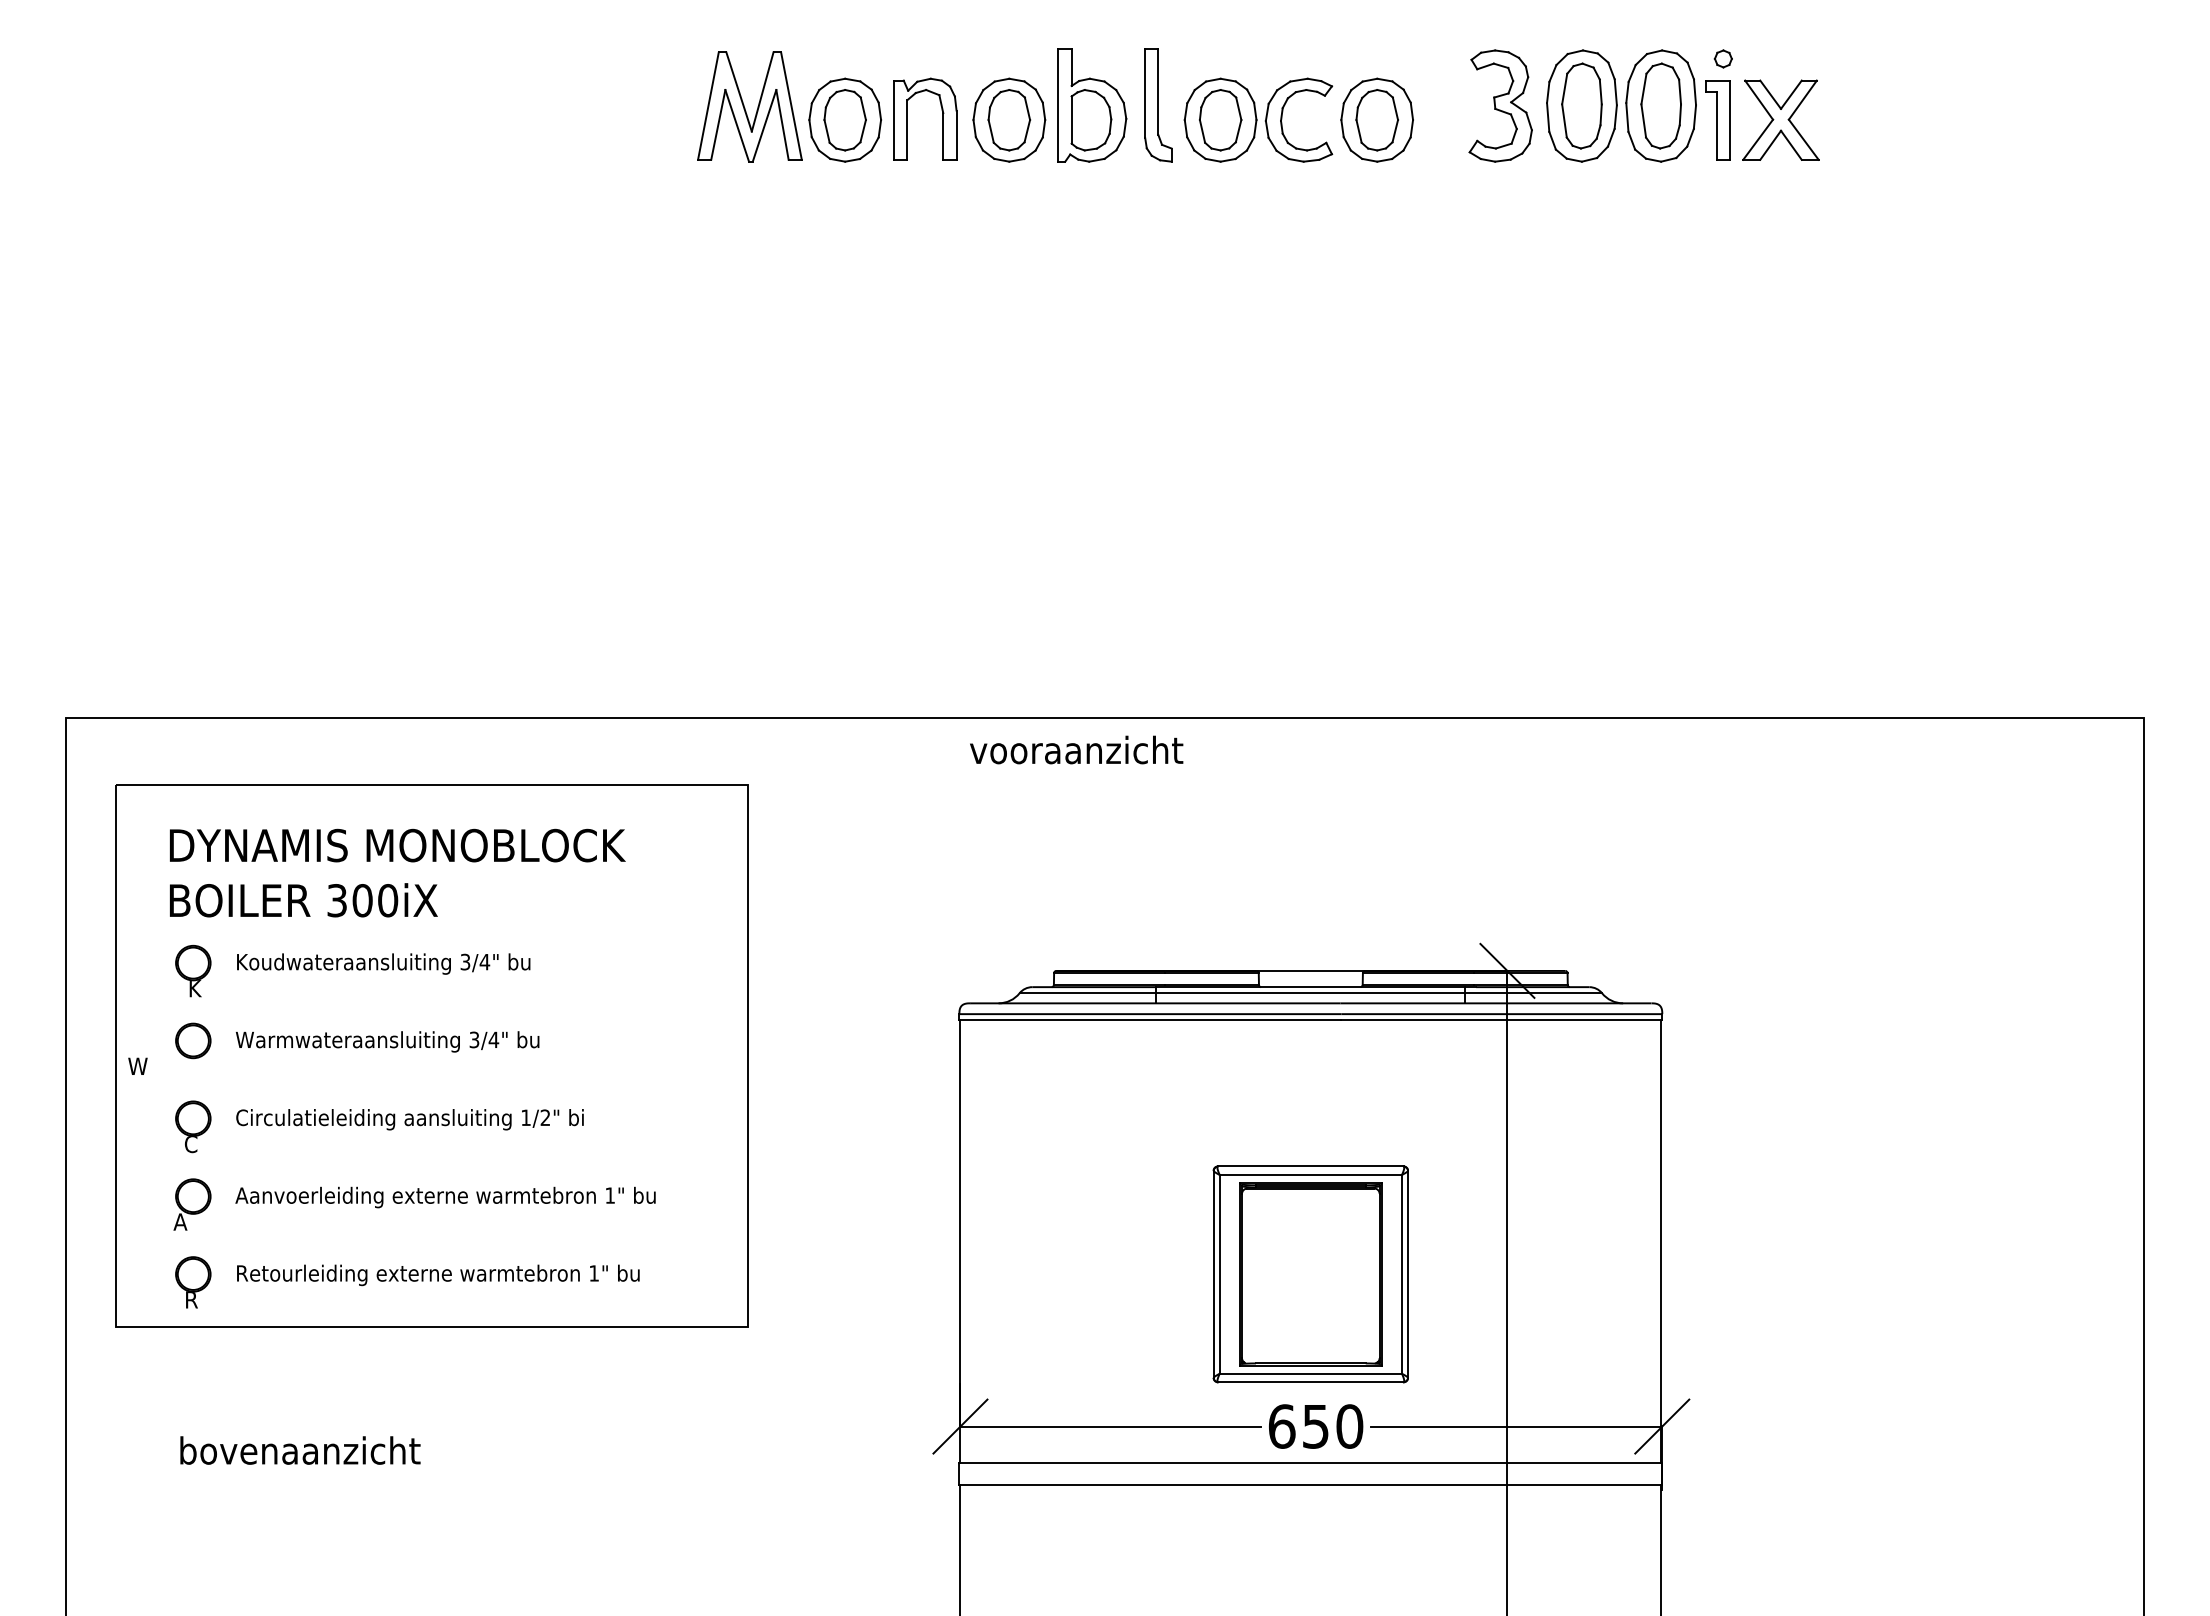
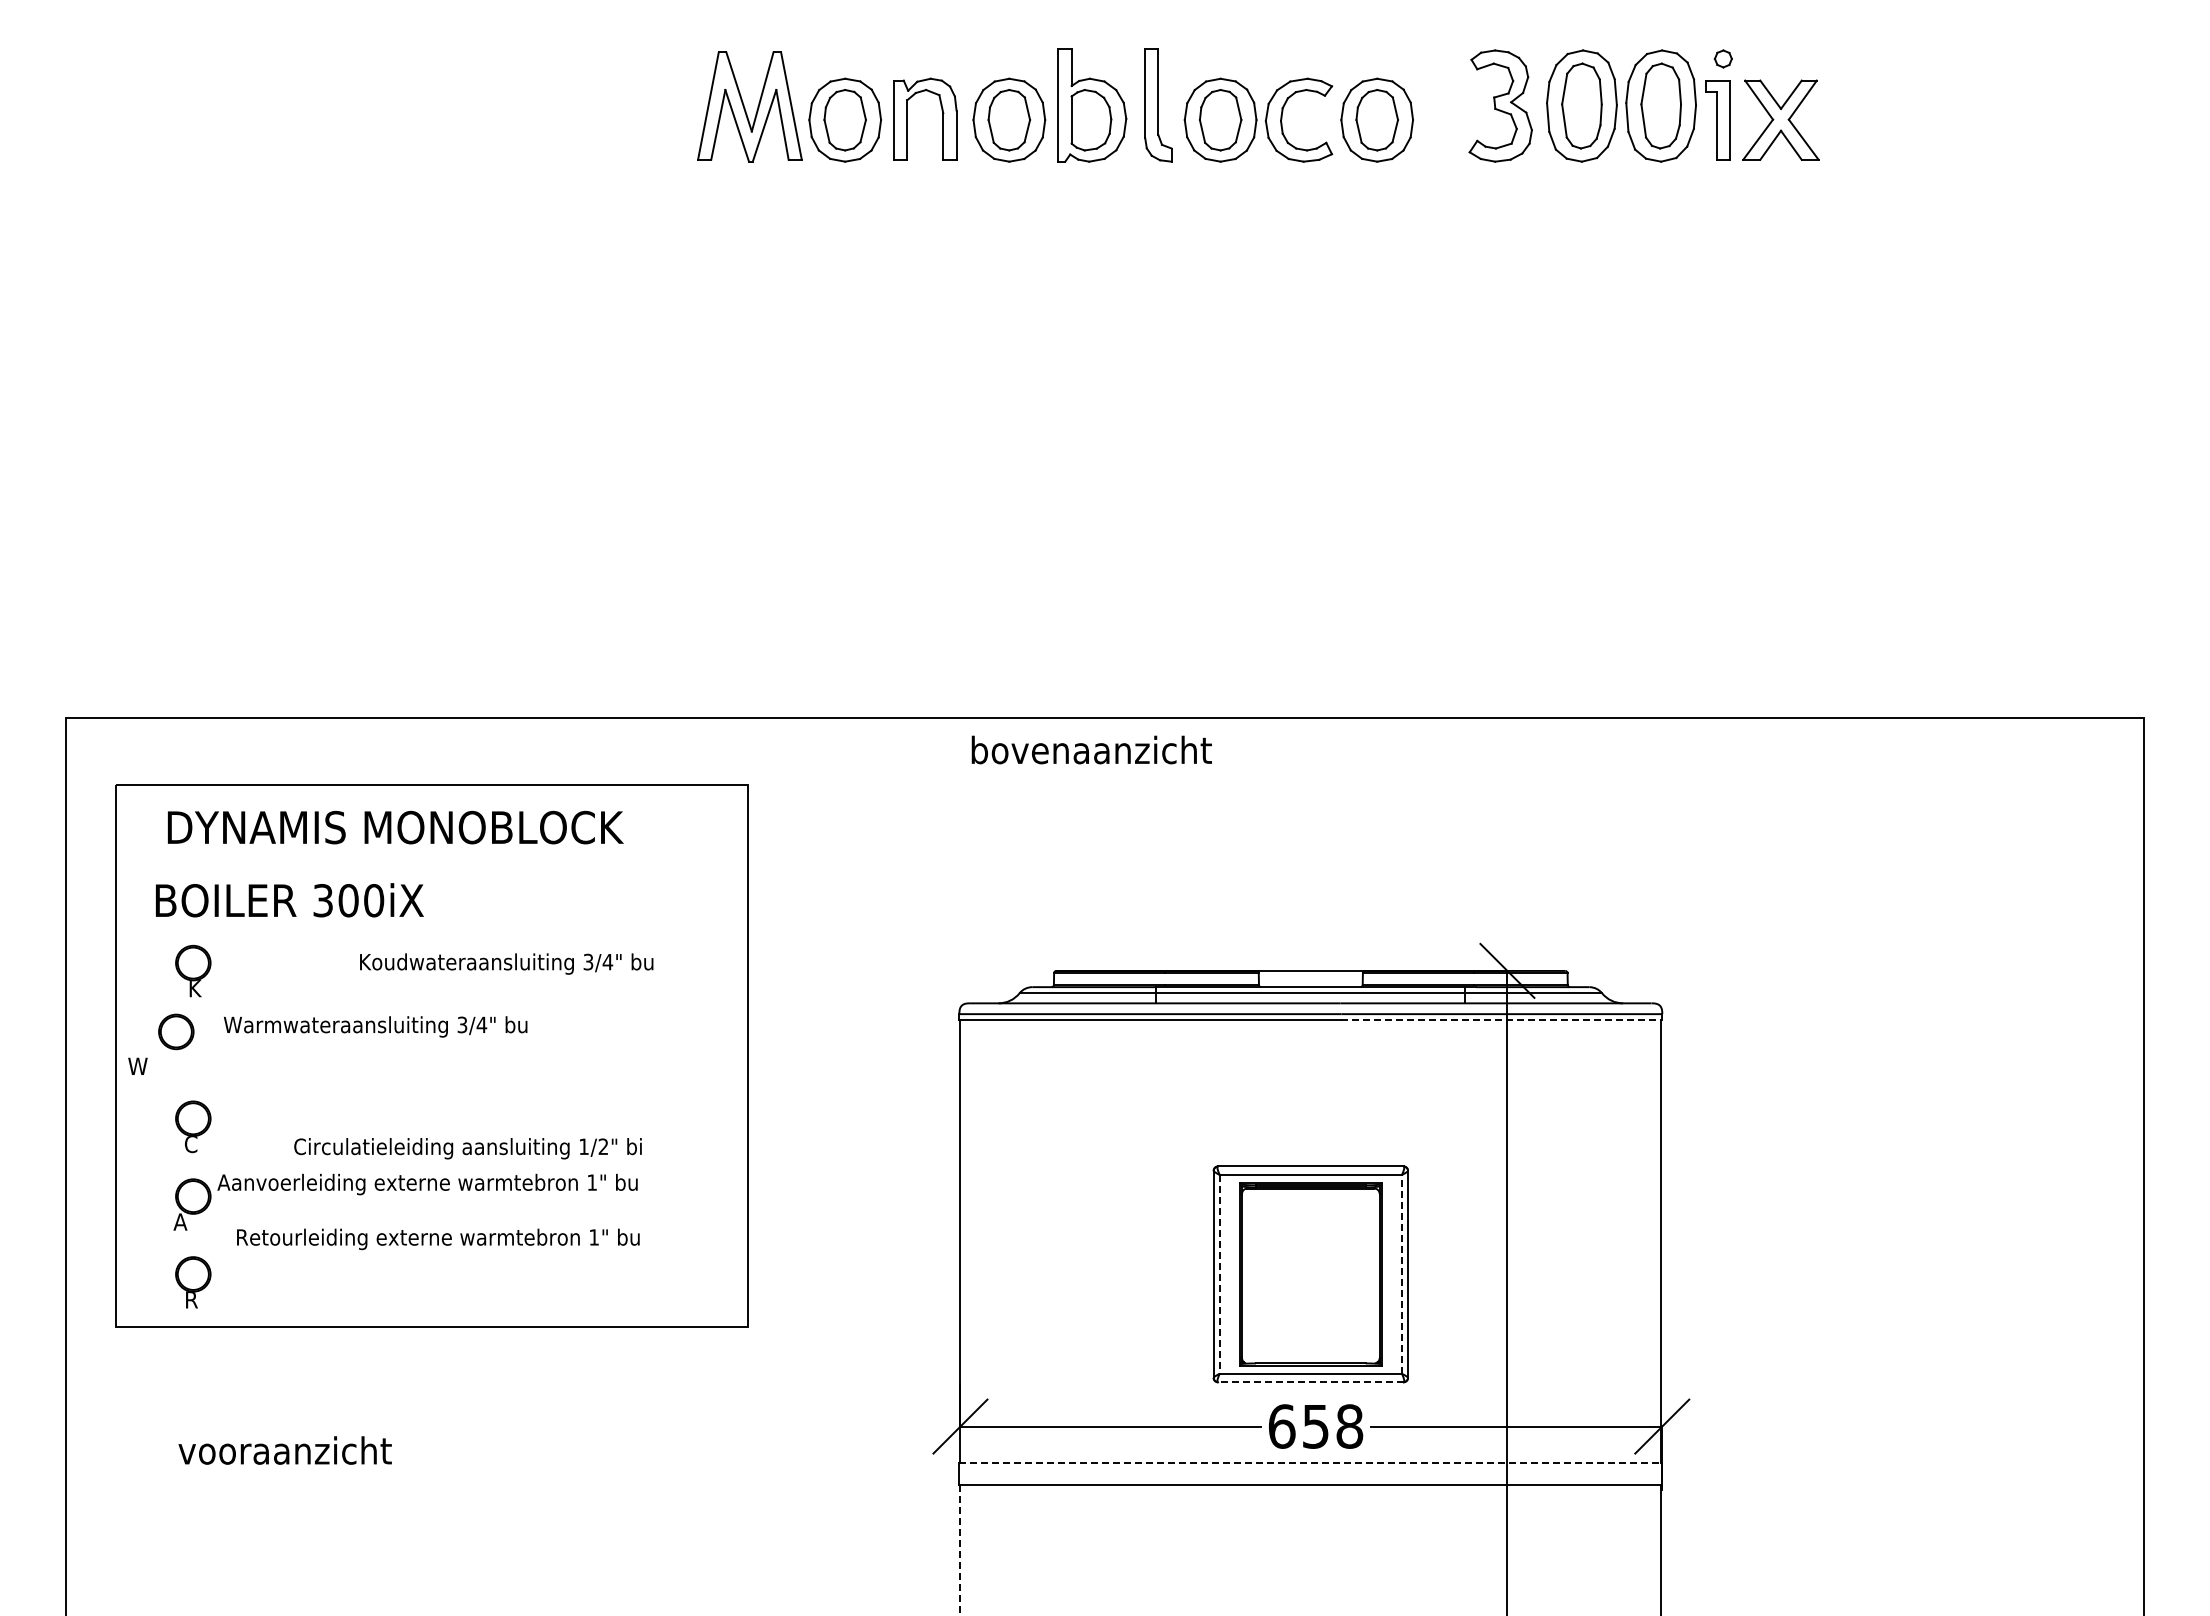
text: vooraanzicht -> bovenaanzicht (1090, 749)
text position: (397, 845) -> (395, 827) (395, 827)
text position: (303, 900) -> (289, 900) (289, 900)
text position: (383, 963) -> (506, 963) (506, 963)
line: solid -> dashed (1502, 1019)
part position: (193, 1040) -> (176, 1031) (176, 1031)
text position: (387, 1041) -> (375, 1026) (375, 1026)
text position: (409, 1119) -> (467, 1148) (467, 1148)
text position: (445, 1197) -> (427, 1184) (427, 1184)
line: solid -> dashed (1401, 1273)
line: solid -> dashed (1219, 1274)
text position: (438, 1275) -> (438, 1239) (438, 1239)
line: solid -> dashed (1310, 1382)
text: 650 -> 658 (1349, 1426)
text: bovenaanzicht -> vooraanzicht (299, 1450)
line: solid -> dashed (1311, 1463)
line: solid -> dashed (960, 1550)
